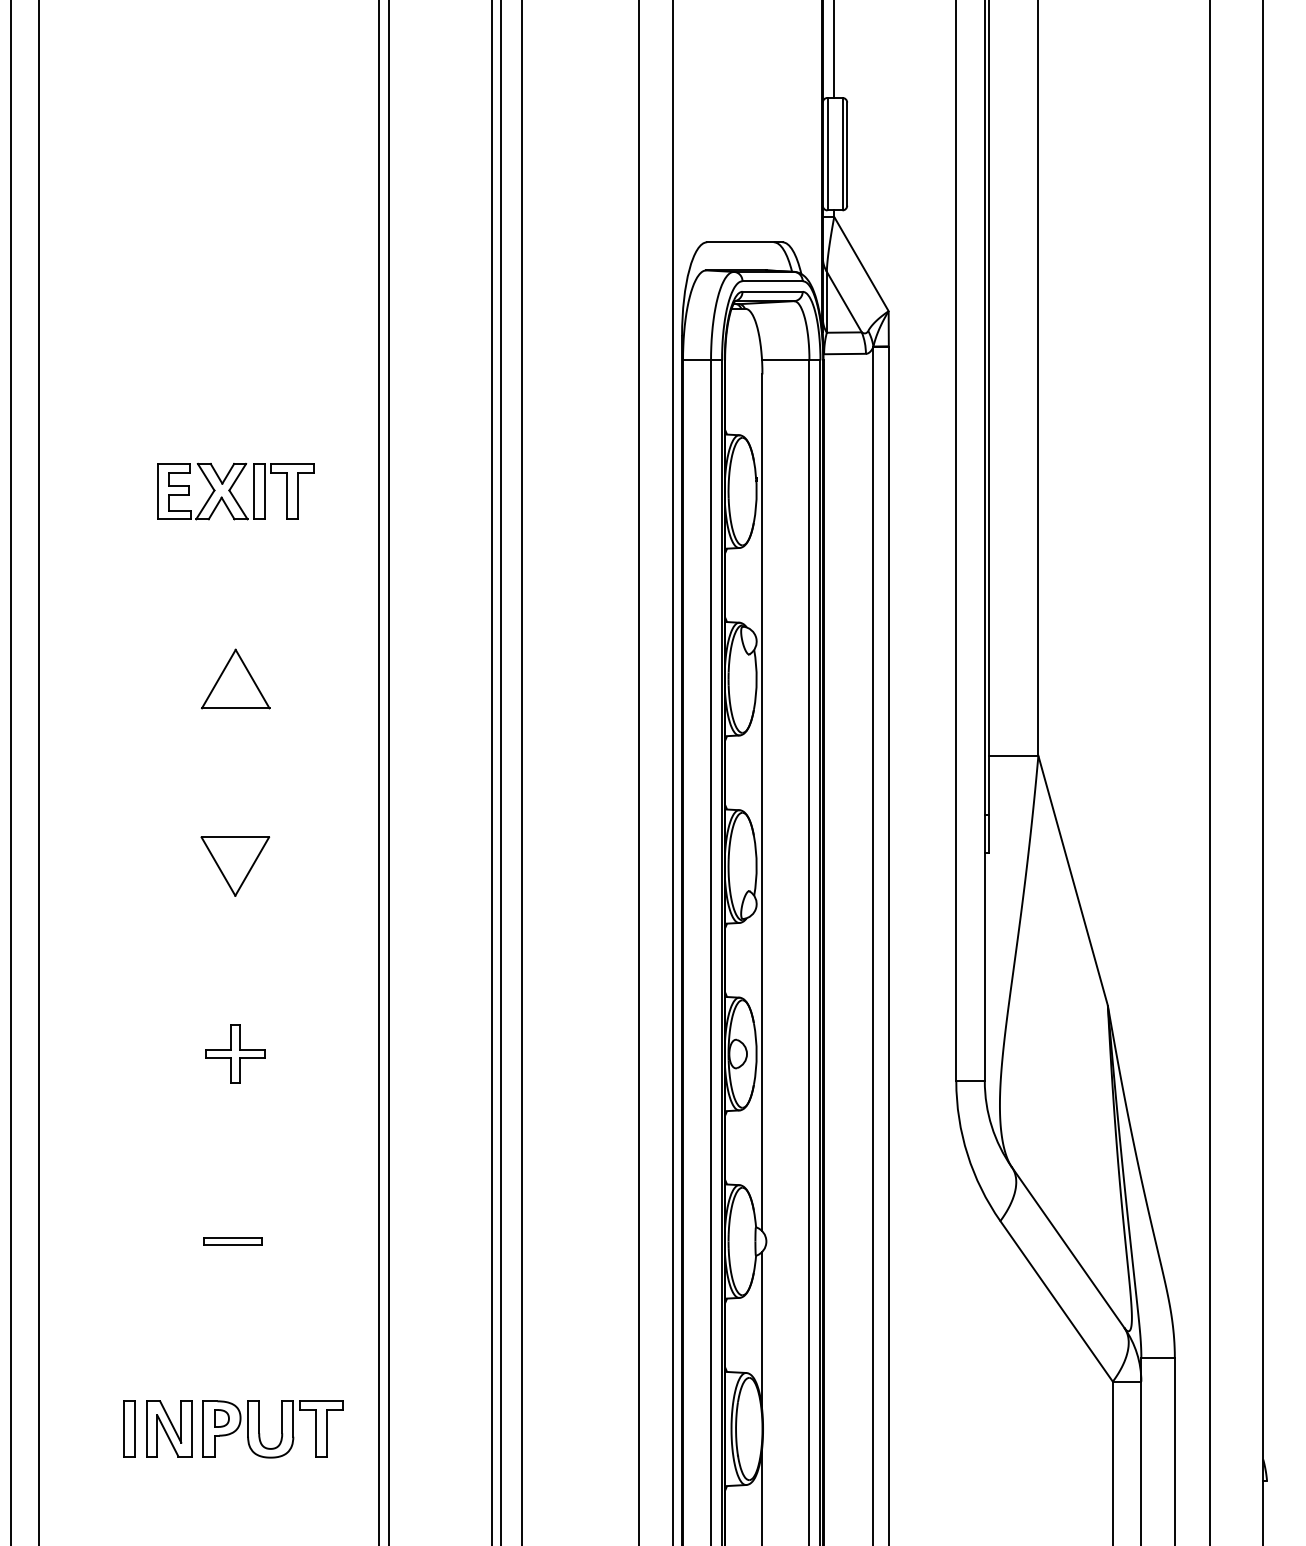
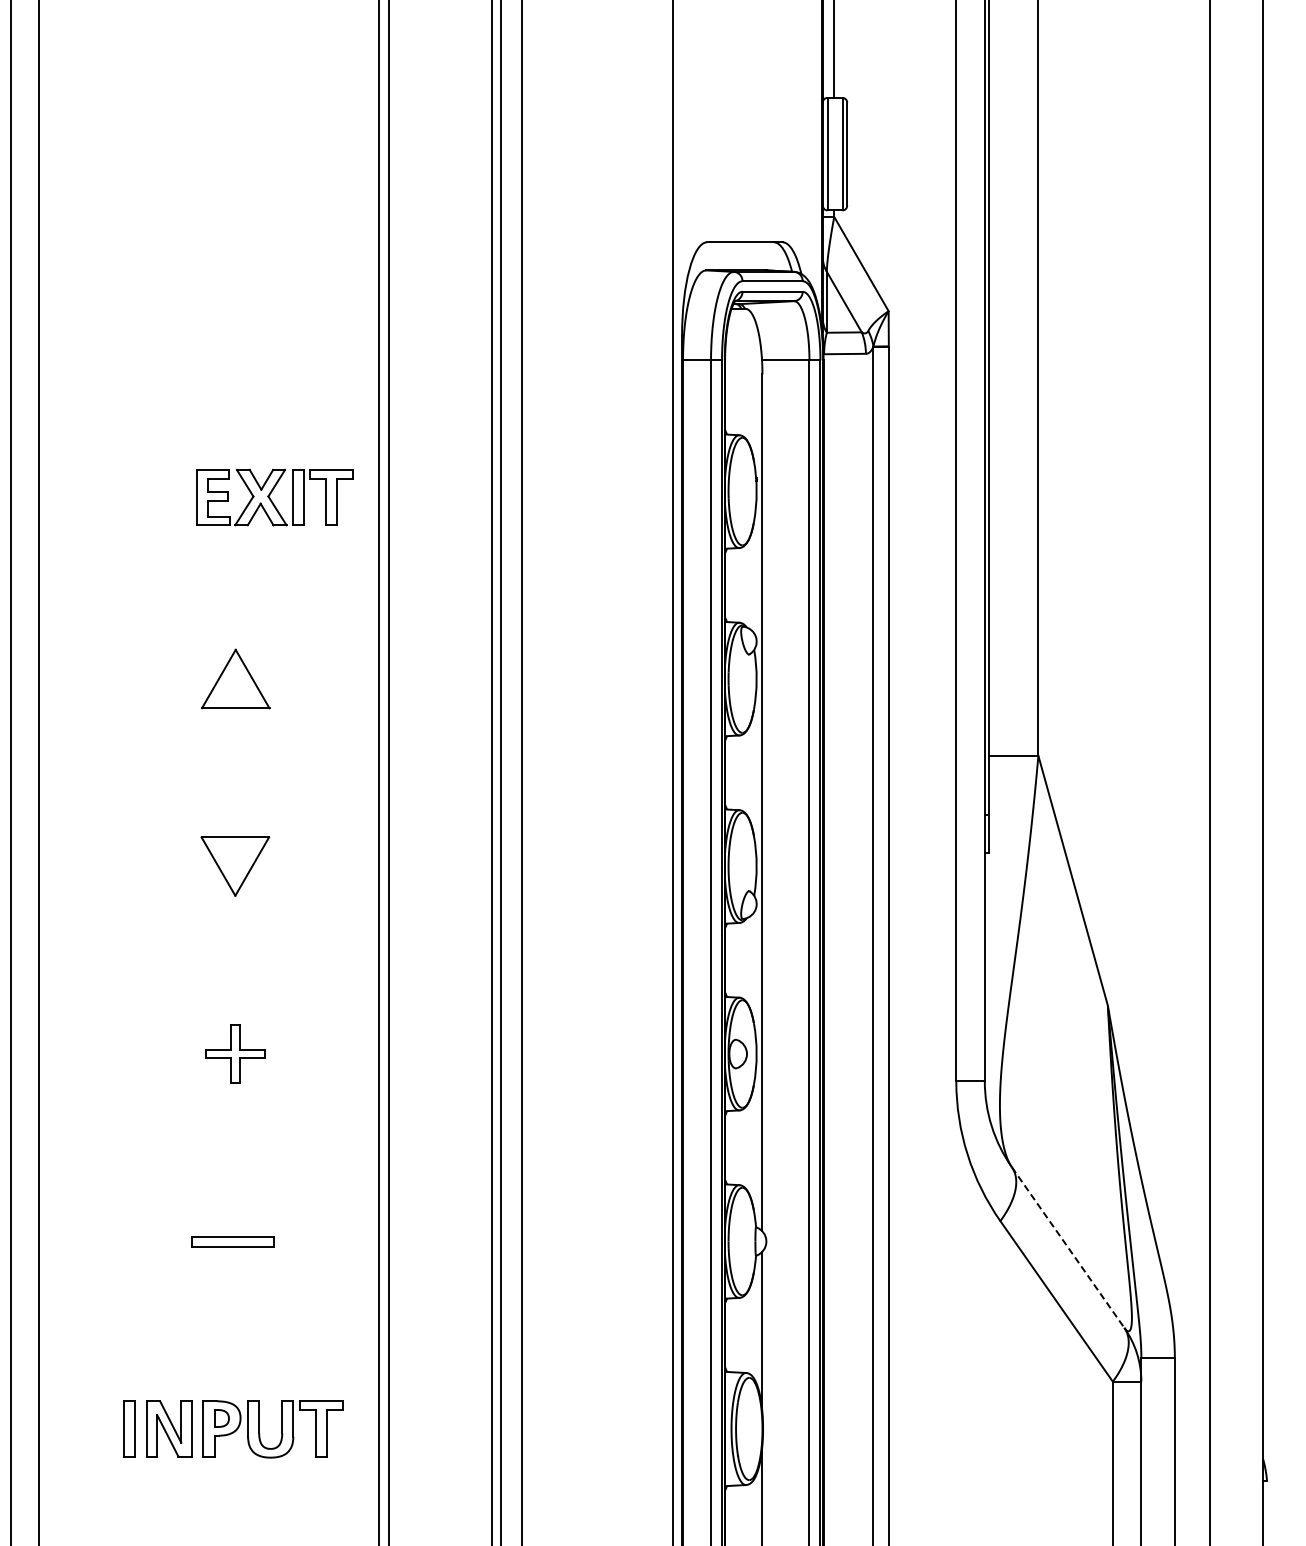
part position: (235, 491) -> (274, 497) (274, 497)
line: present -> none (638, 772)
part size: 60x9 px -> 84x12 px (232, 1241)
line: solid -> dashed (1068, 1248)
